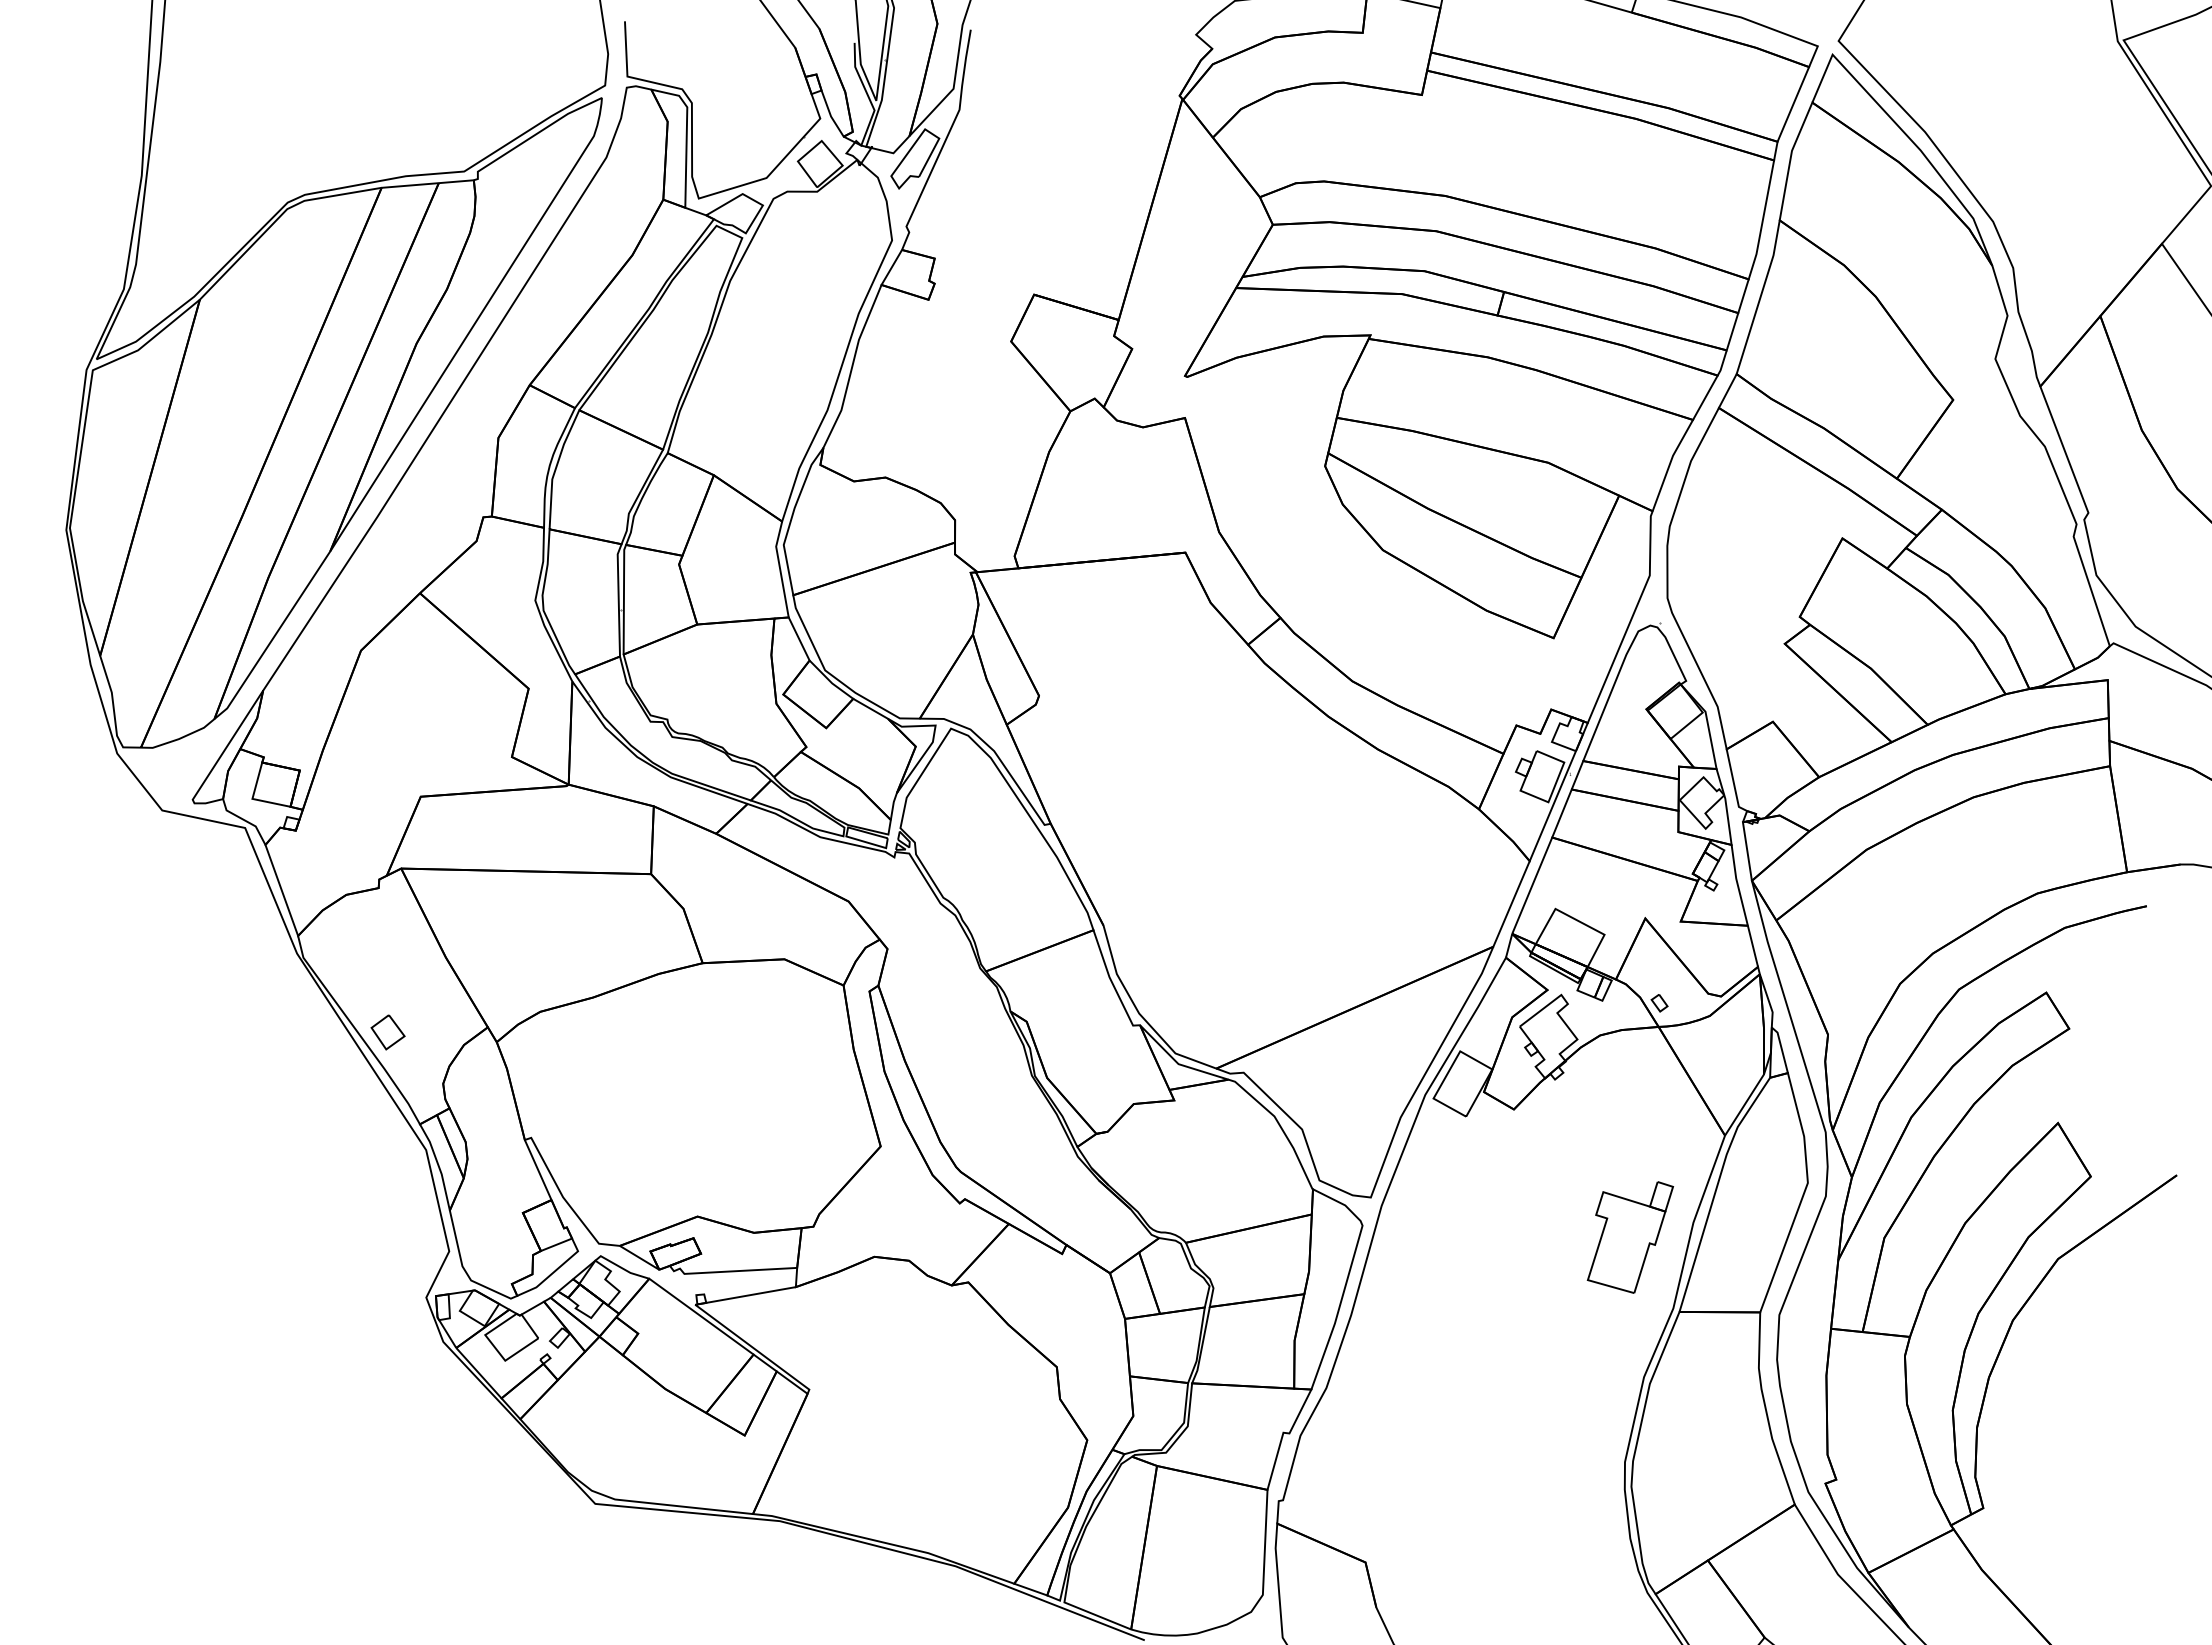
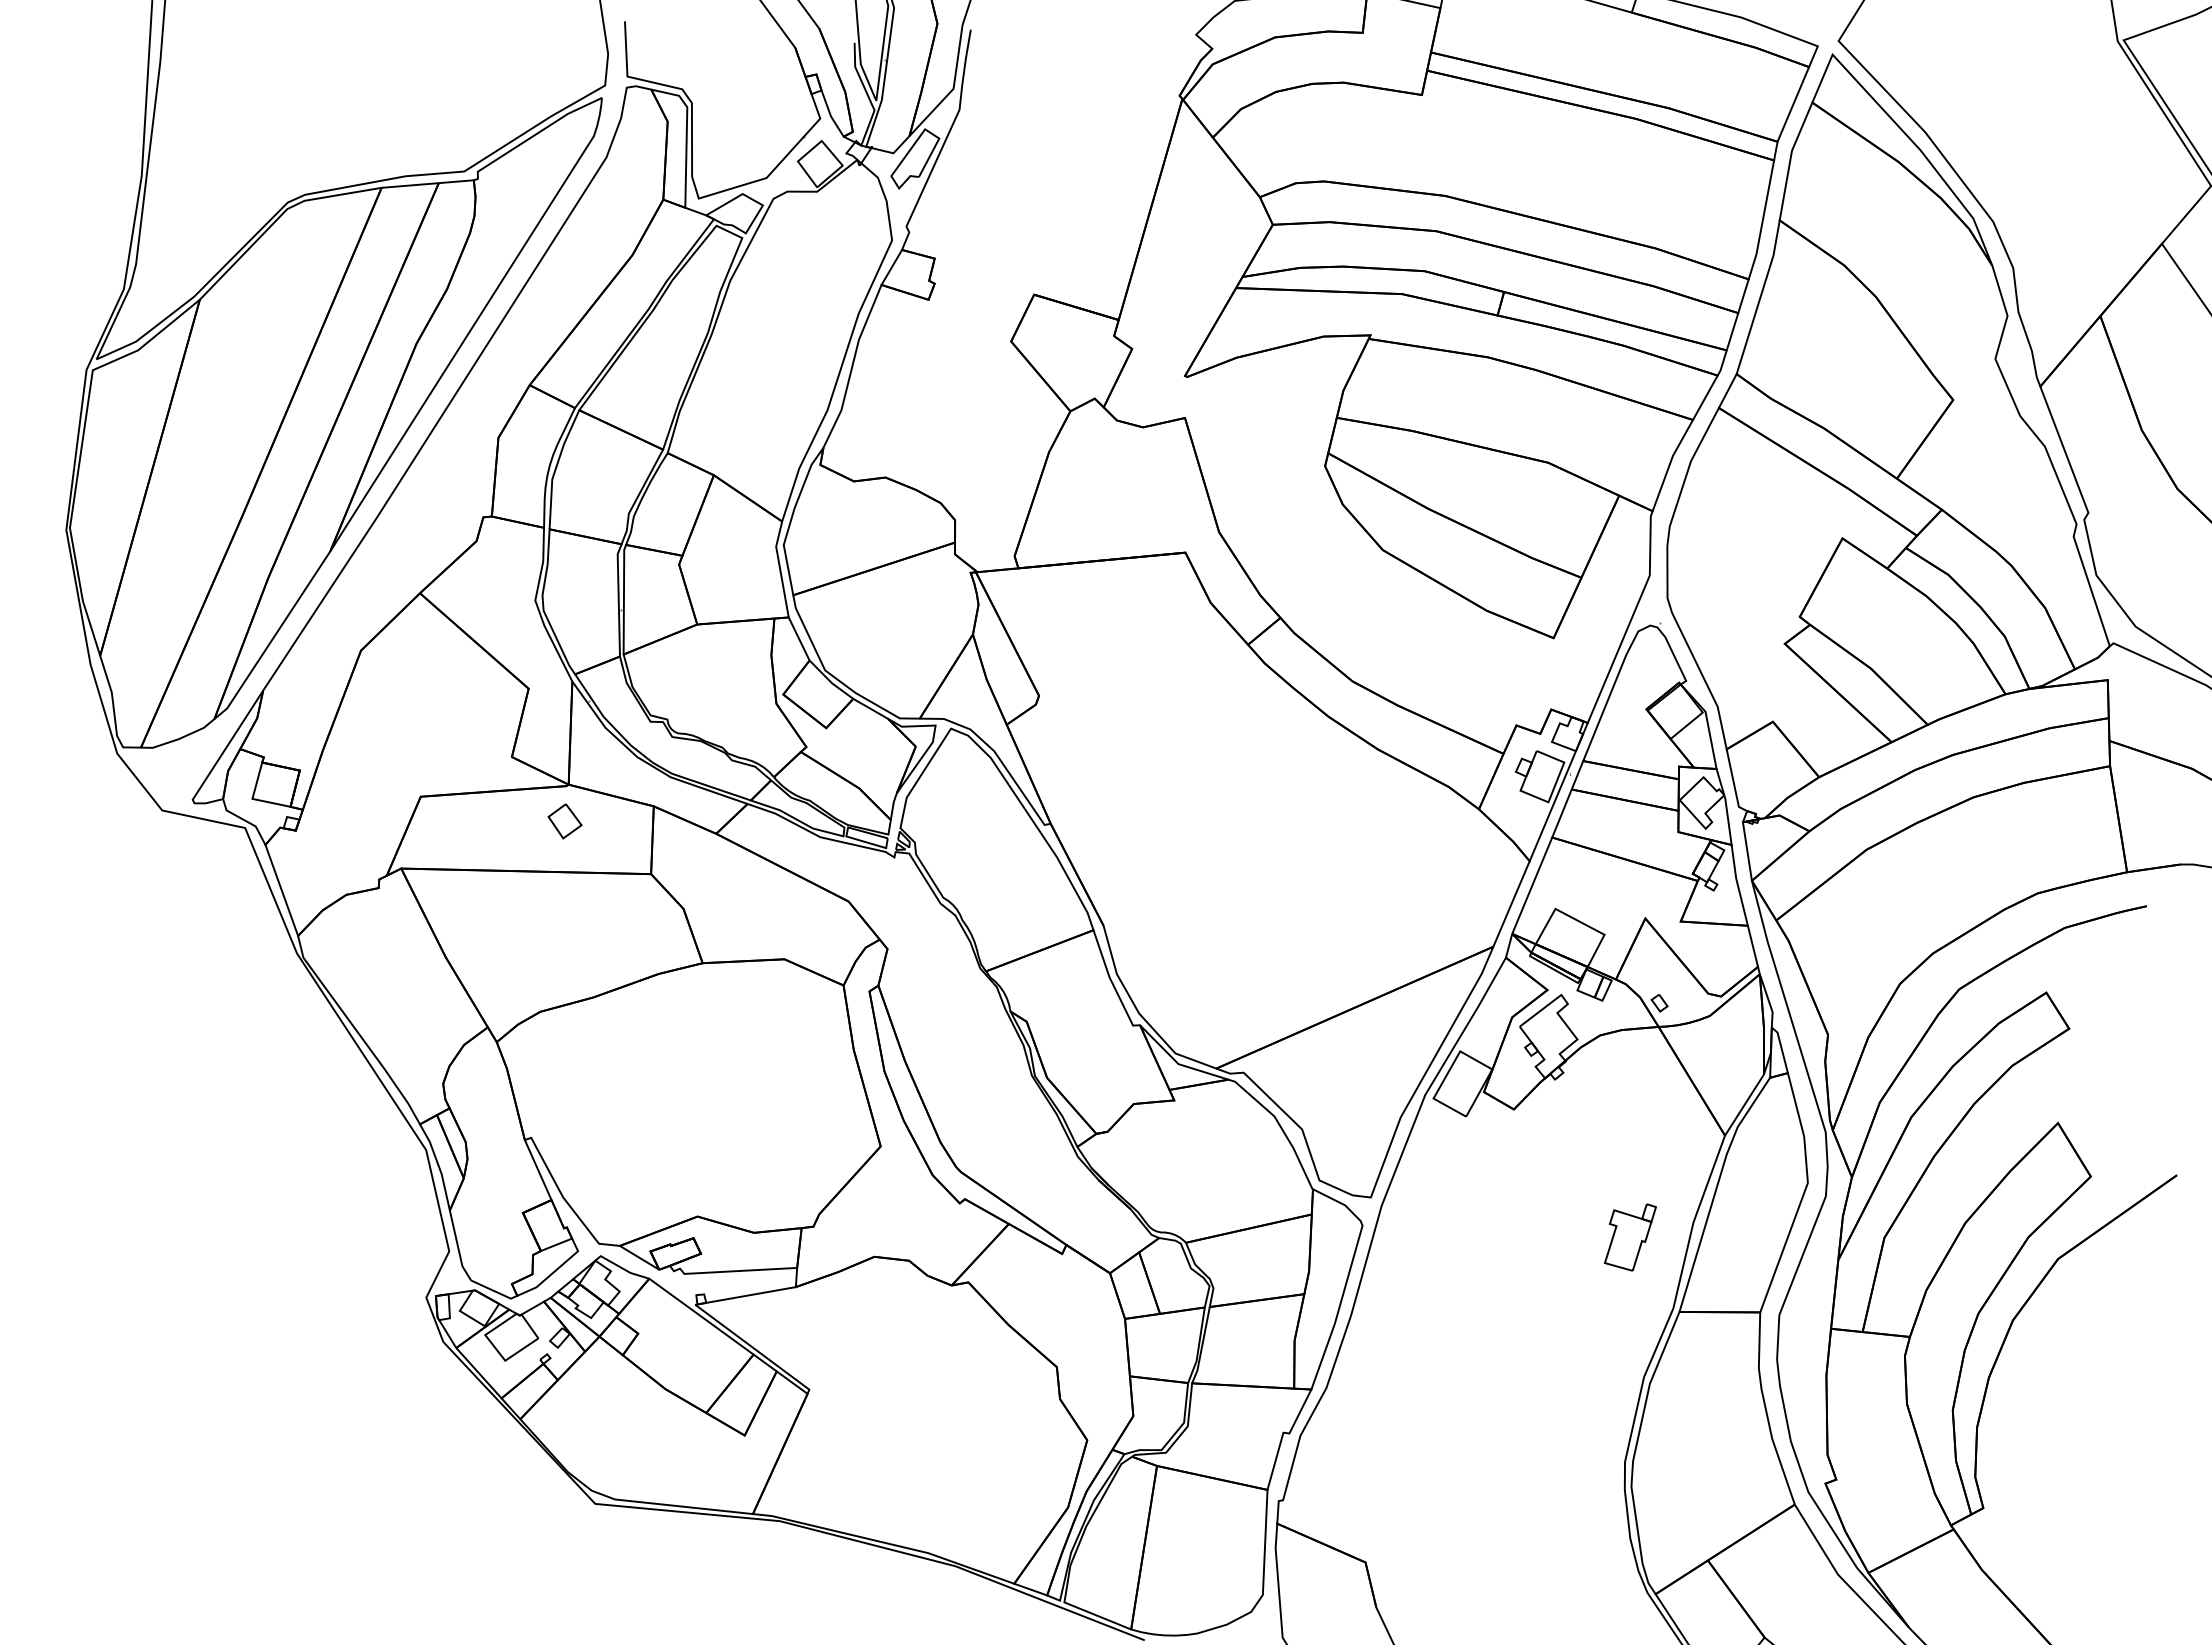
part position: (387, 1032) -> (564, 821) (564, 821)
part size: 89x113 px -> 53x69 px (1630, 1237)
